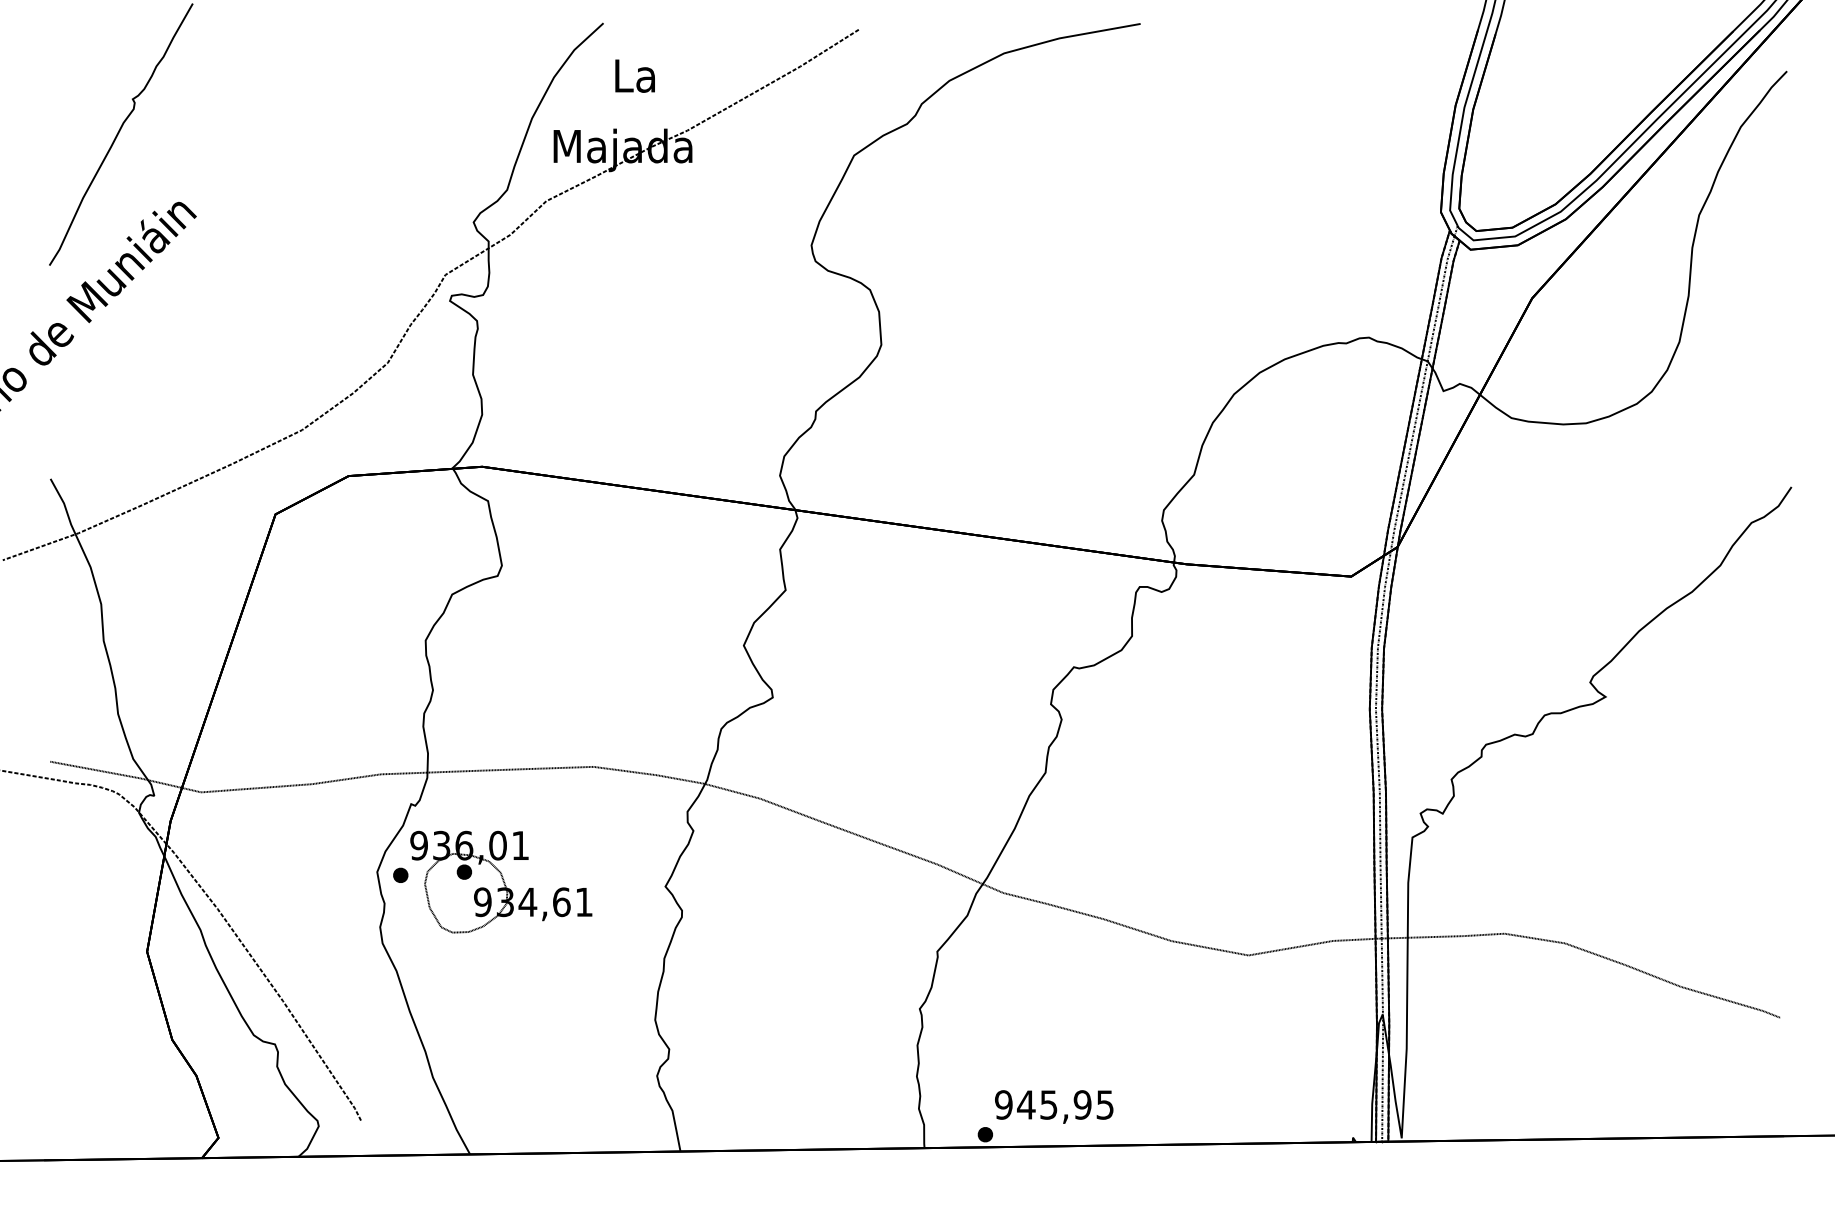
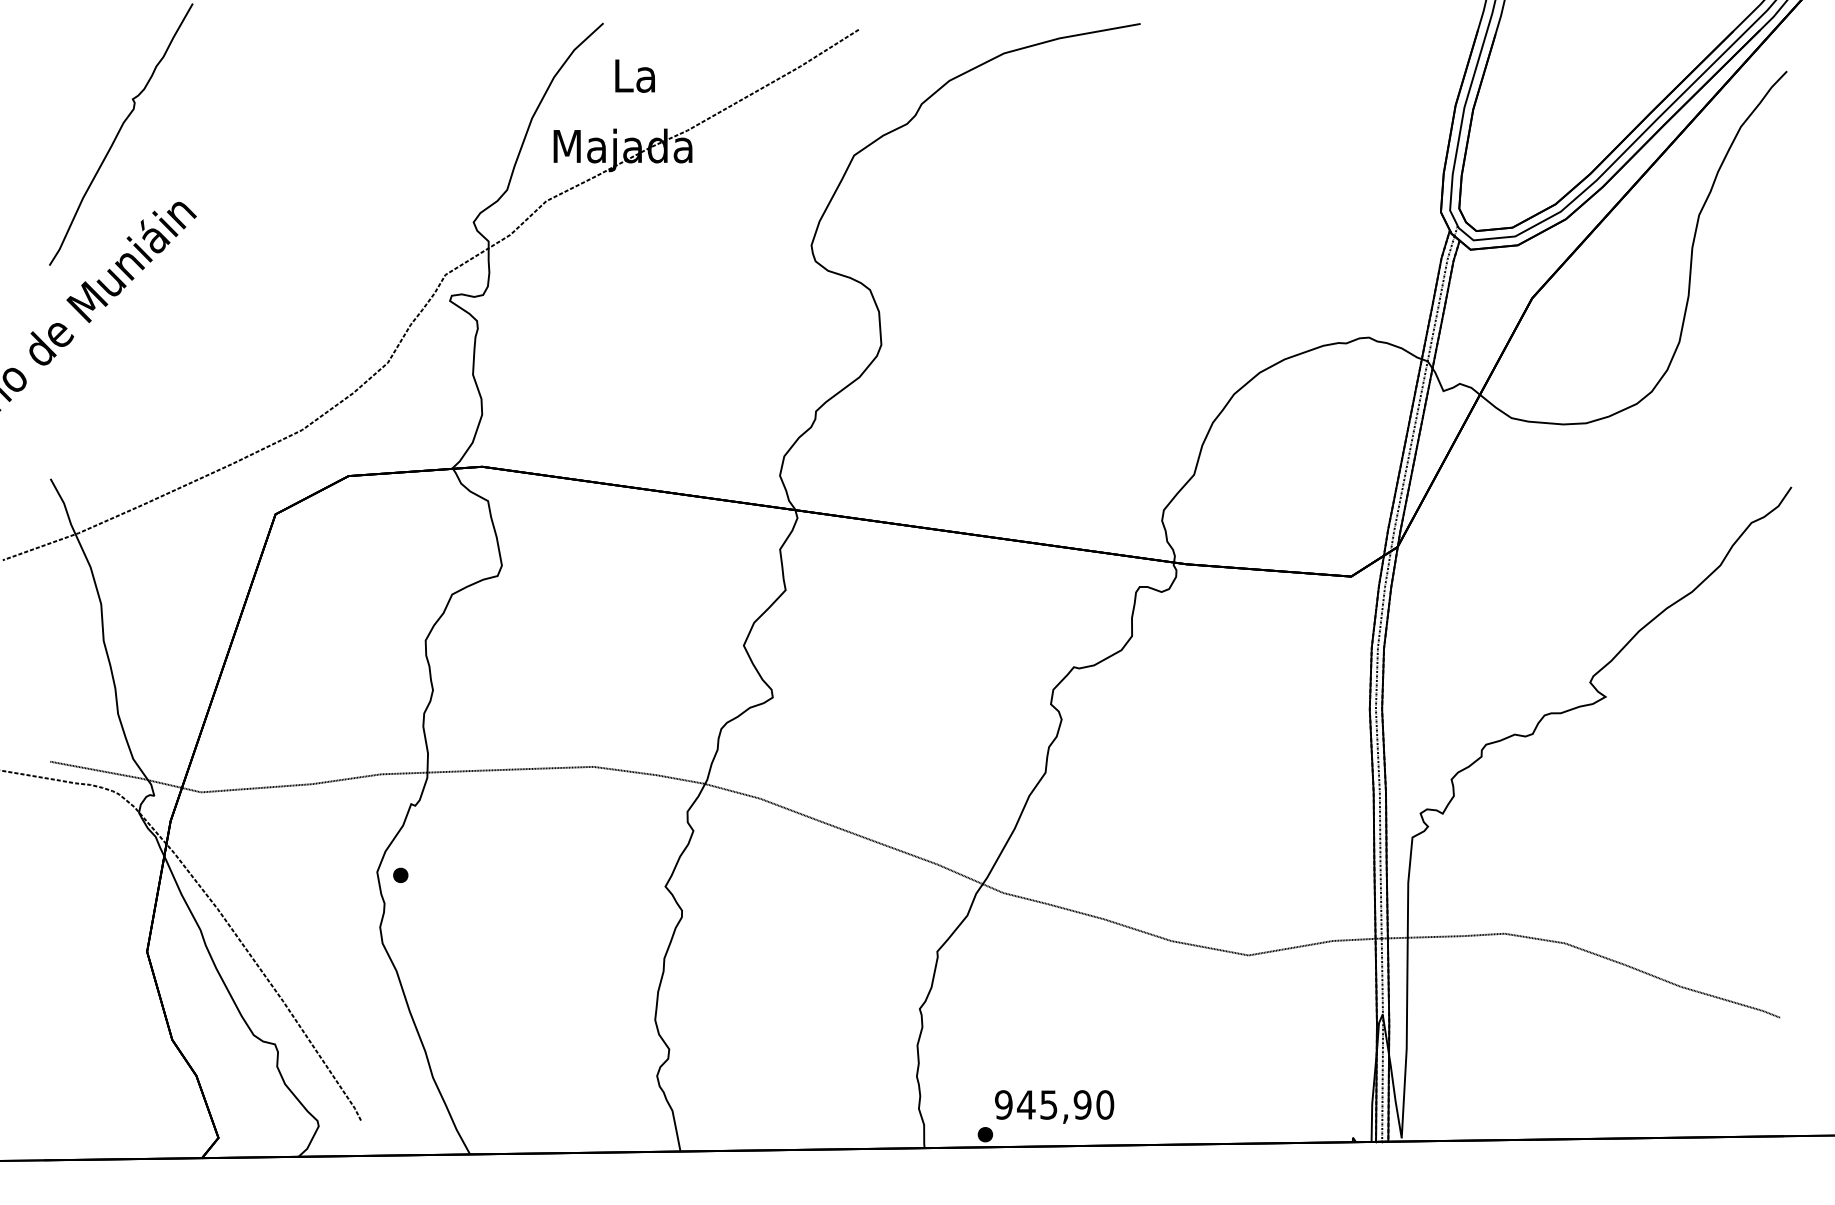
part: present -> none (501, 881)
text: 945,95 -> 945,90 (1105, 1104)
